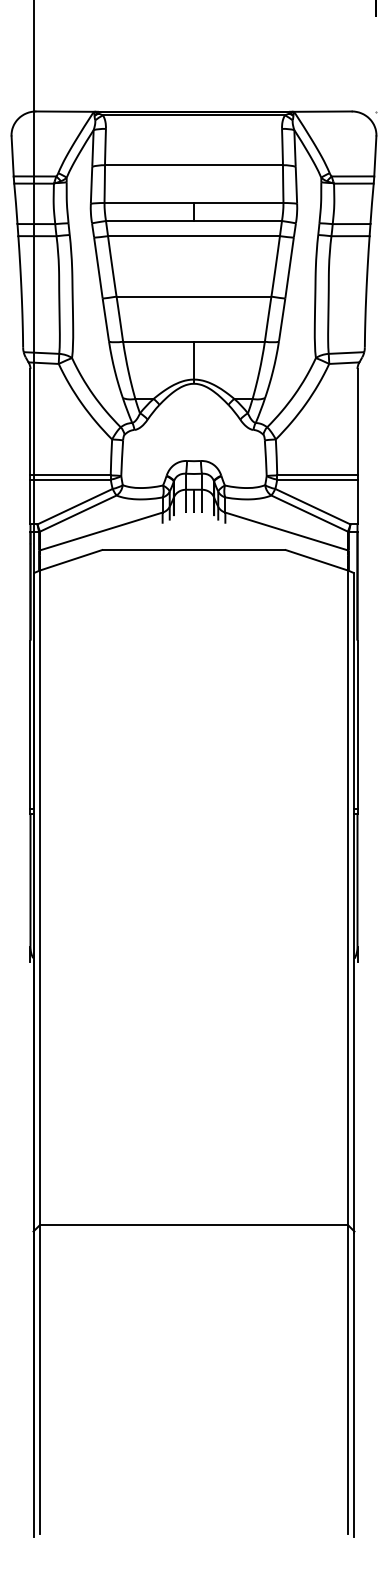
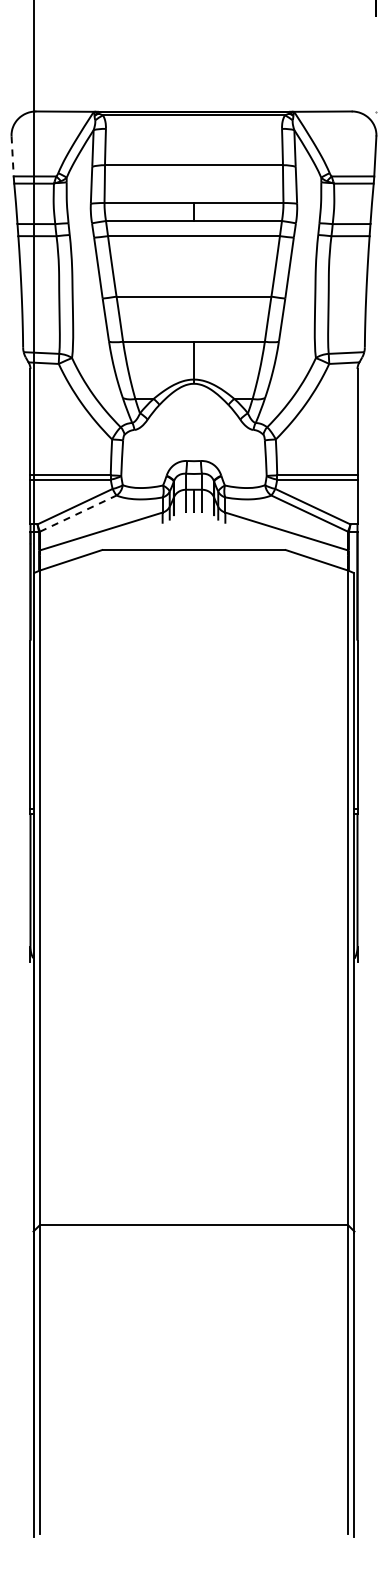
line: solid -> dashed (12, 156)
line: solid -> dashed (78, 513)
